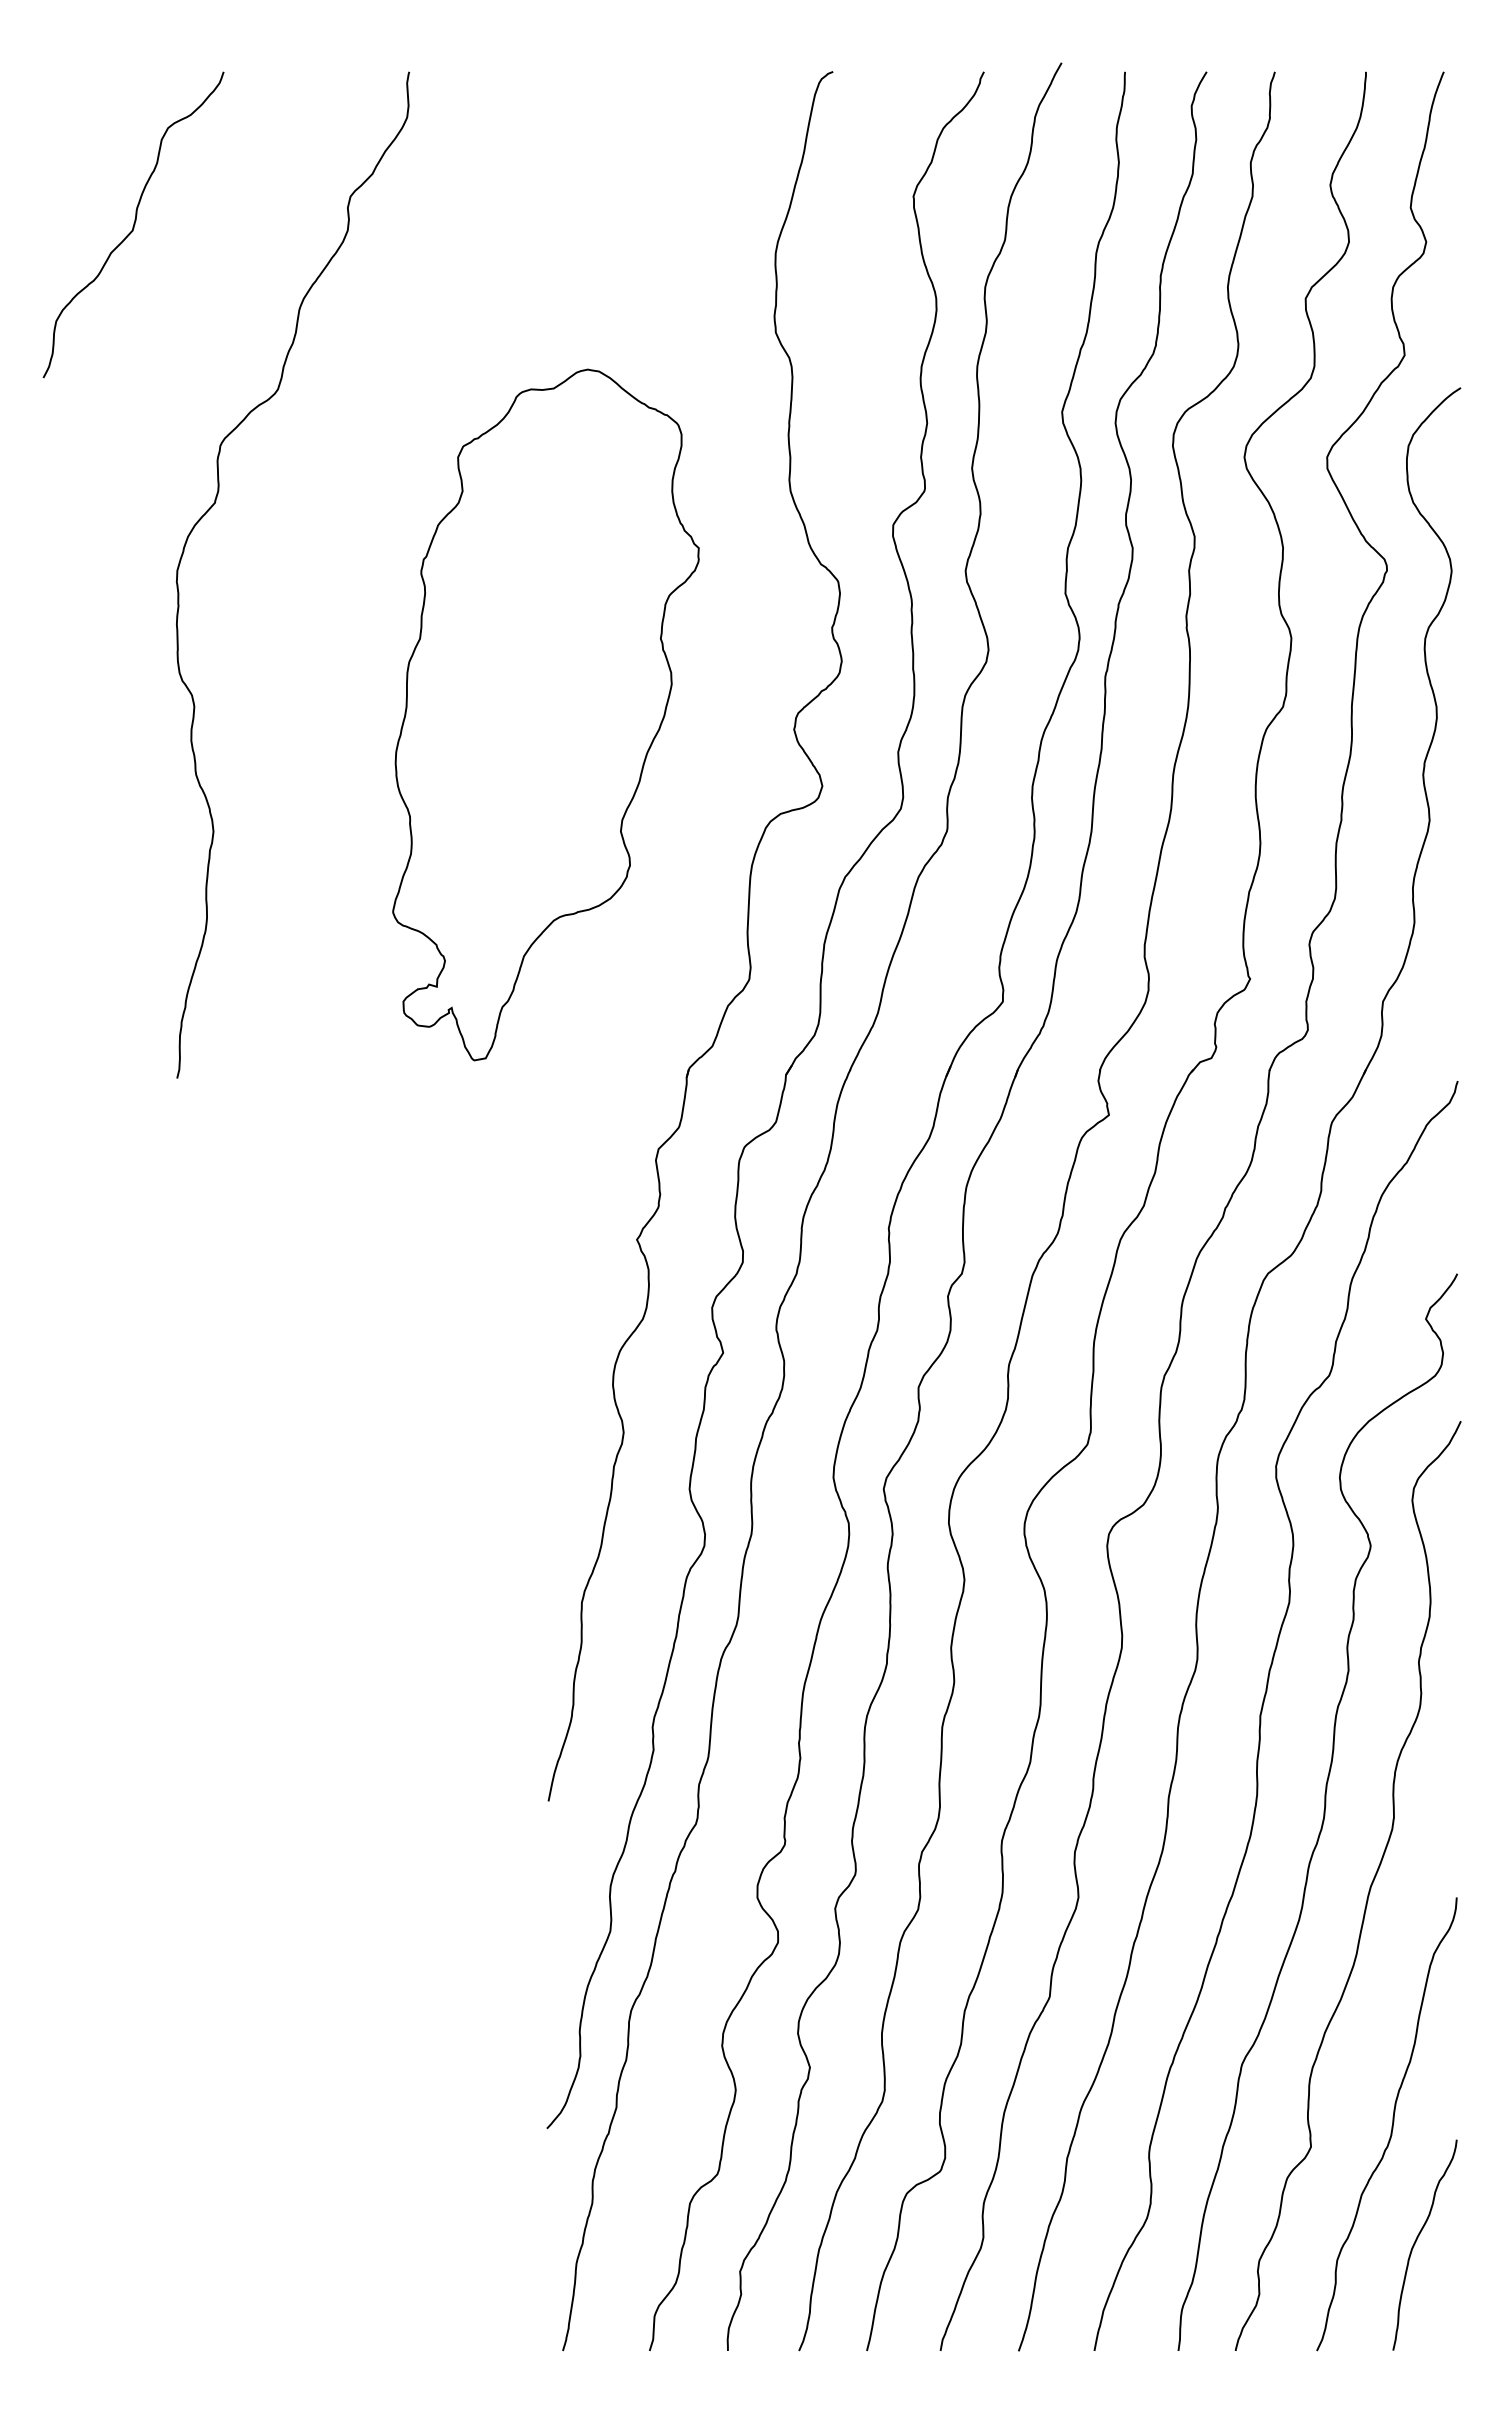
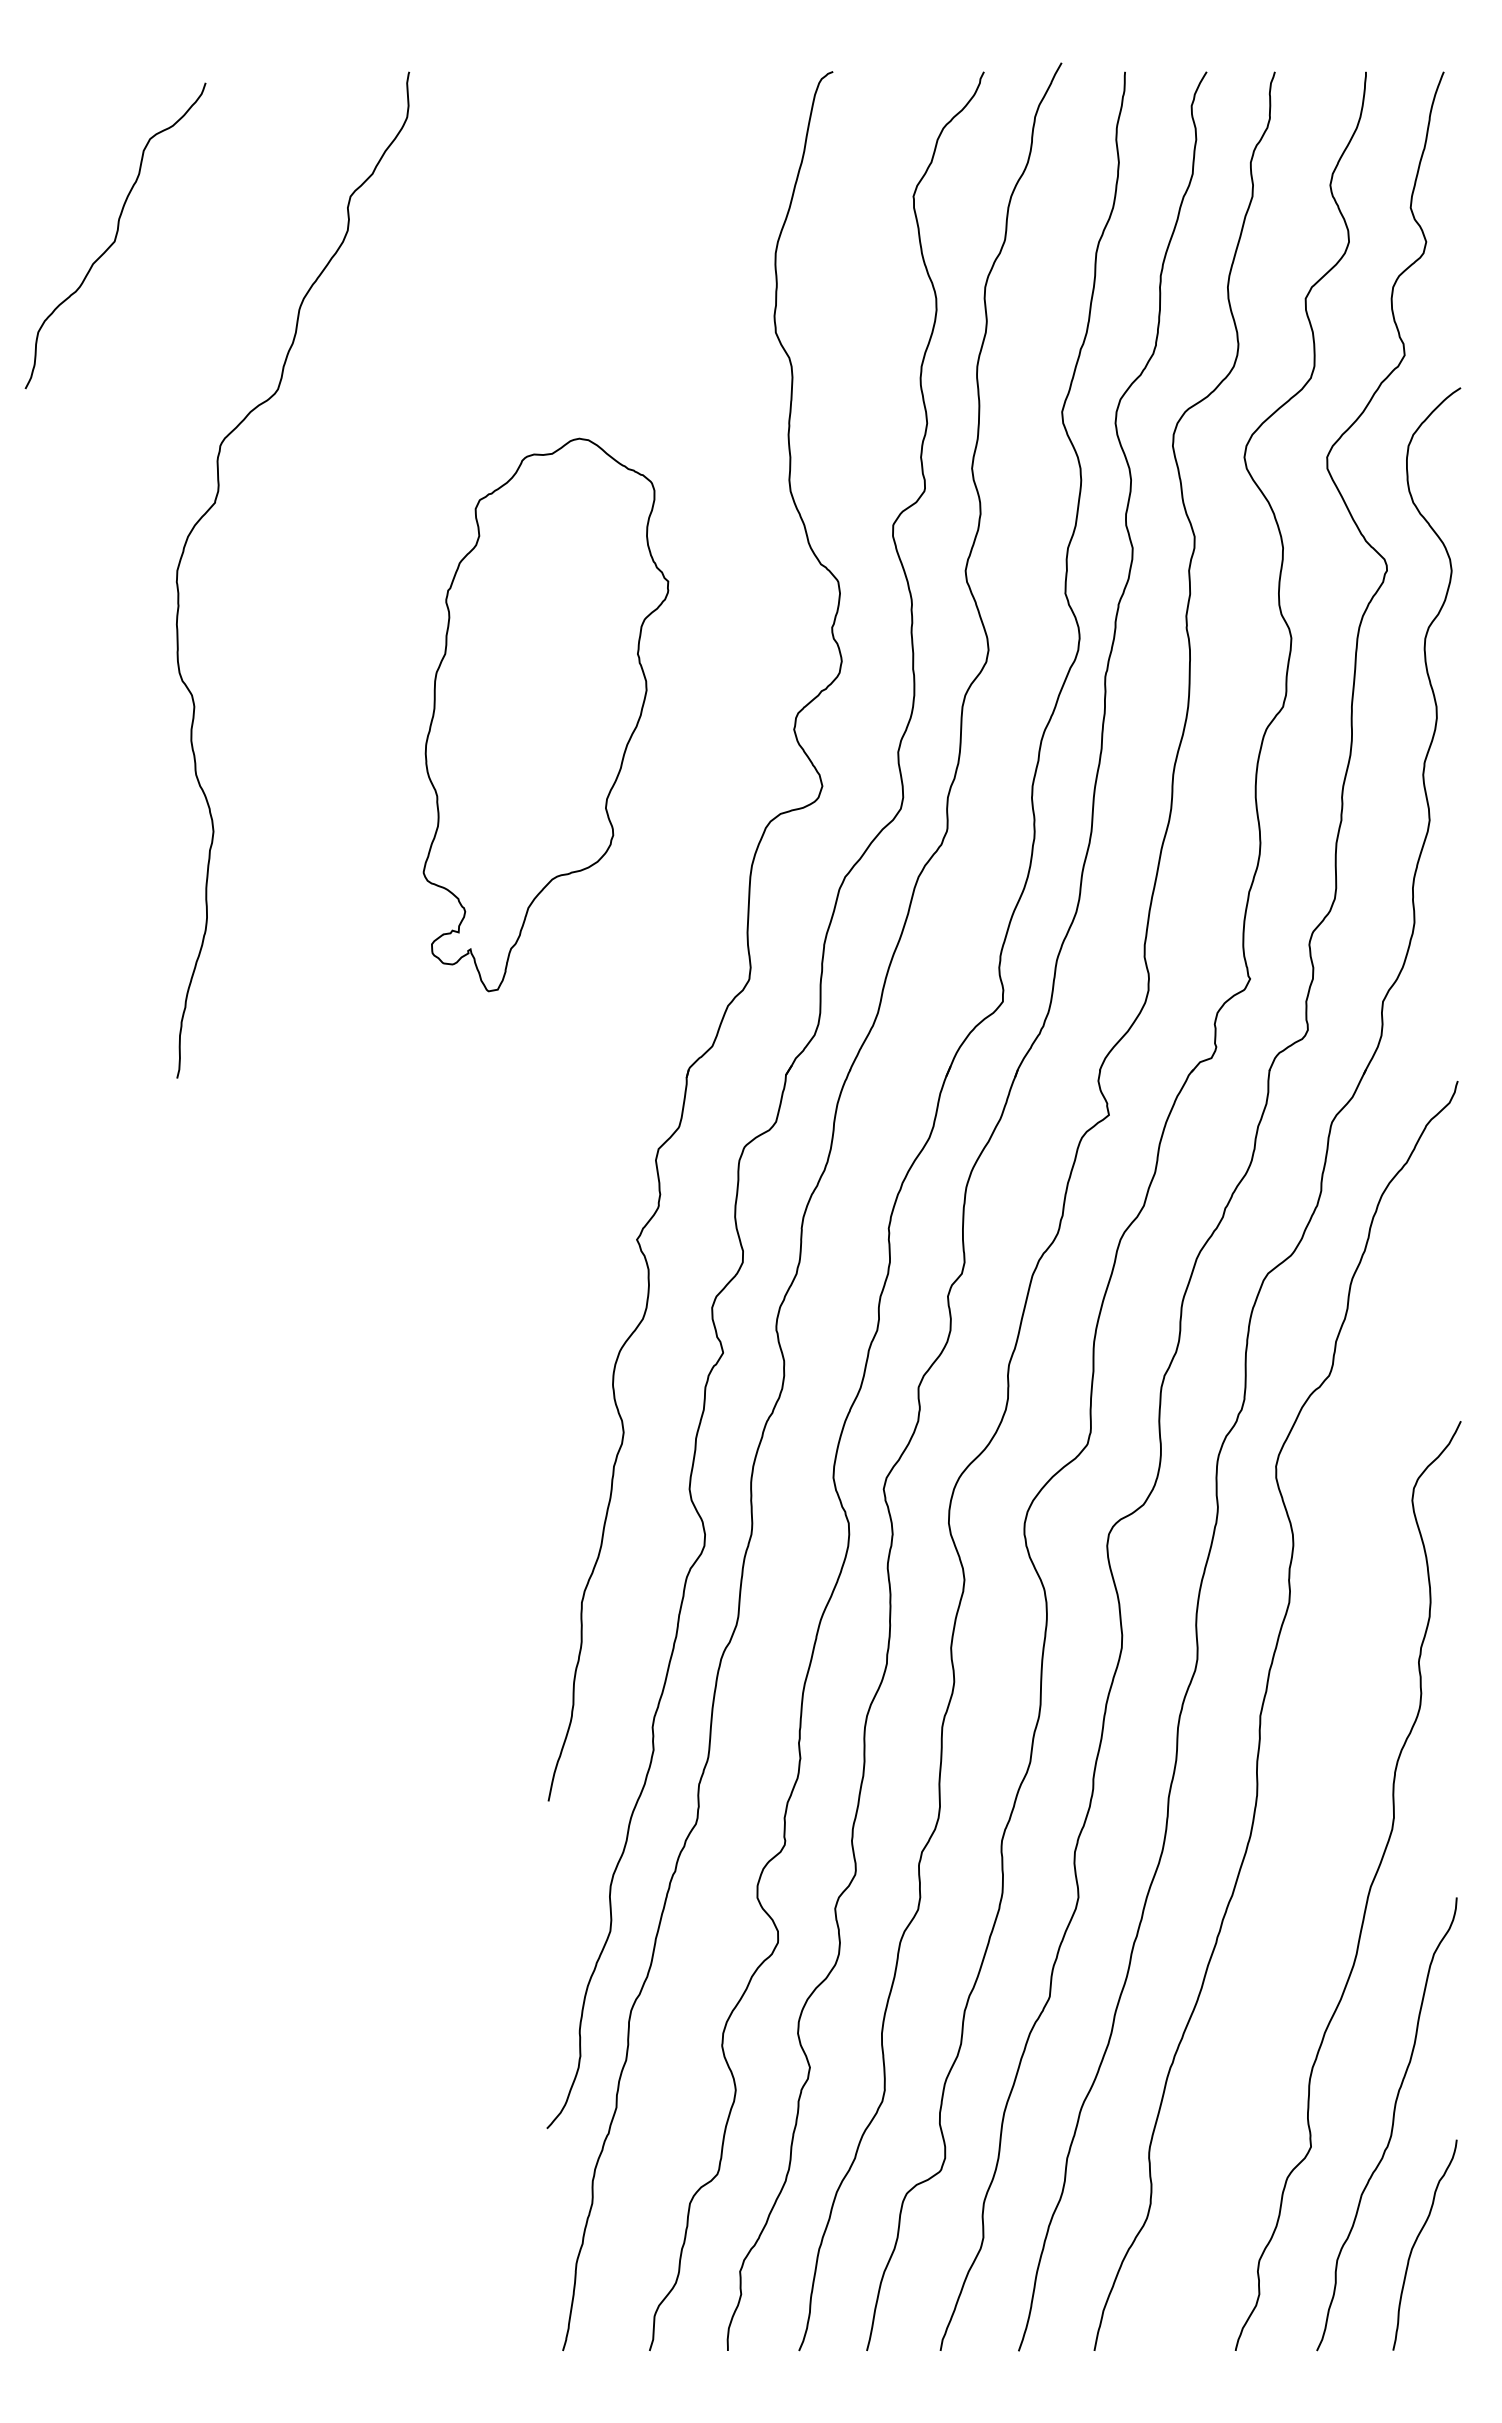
curve position: (133, 224) -> (115, 235) (115, 235)
part size: 308x694 px -> 248x556 px (545, 714)
curve: present -> none (1323, 1811)
